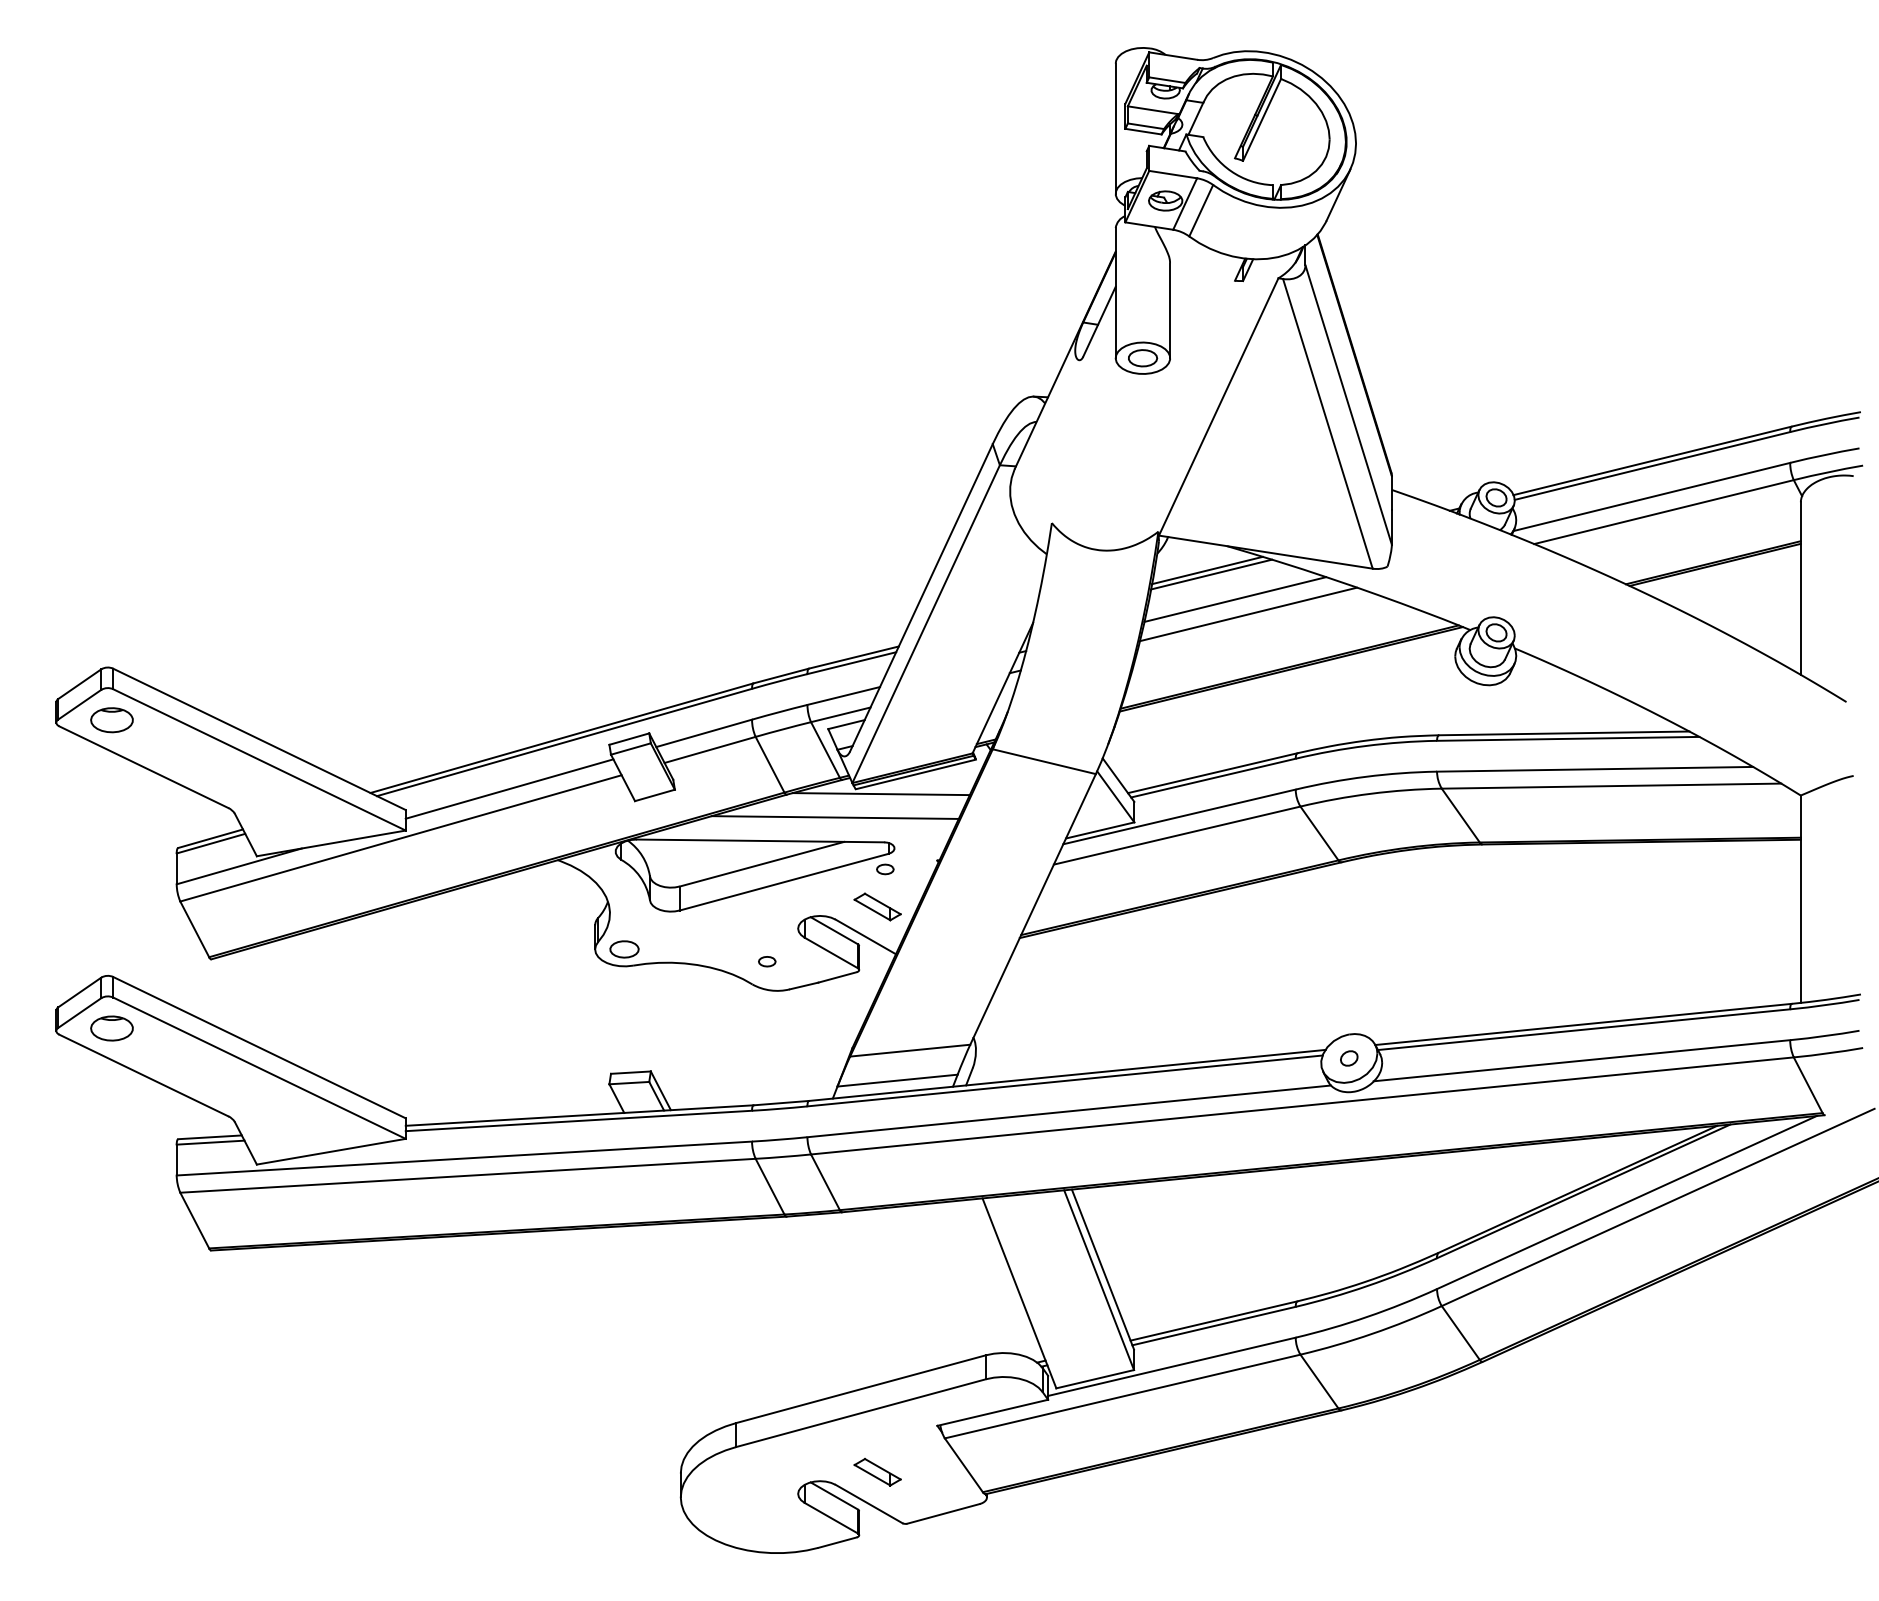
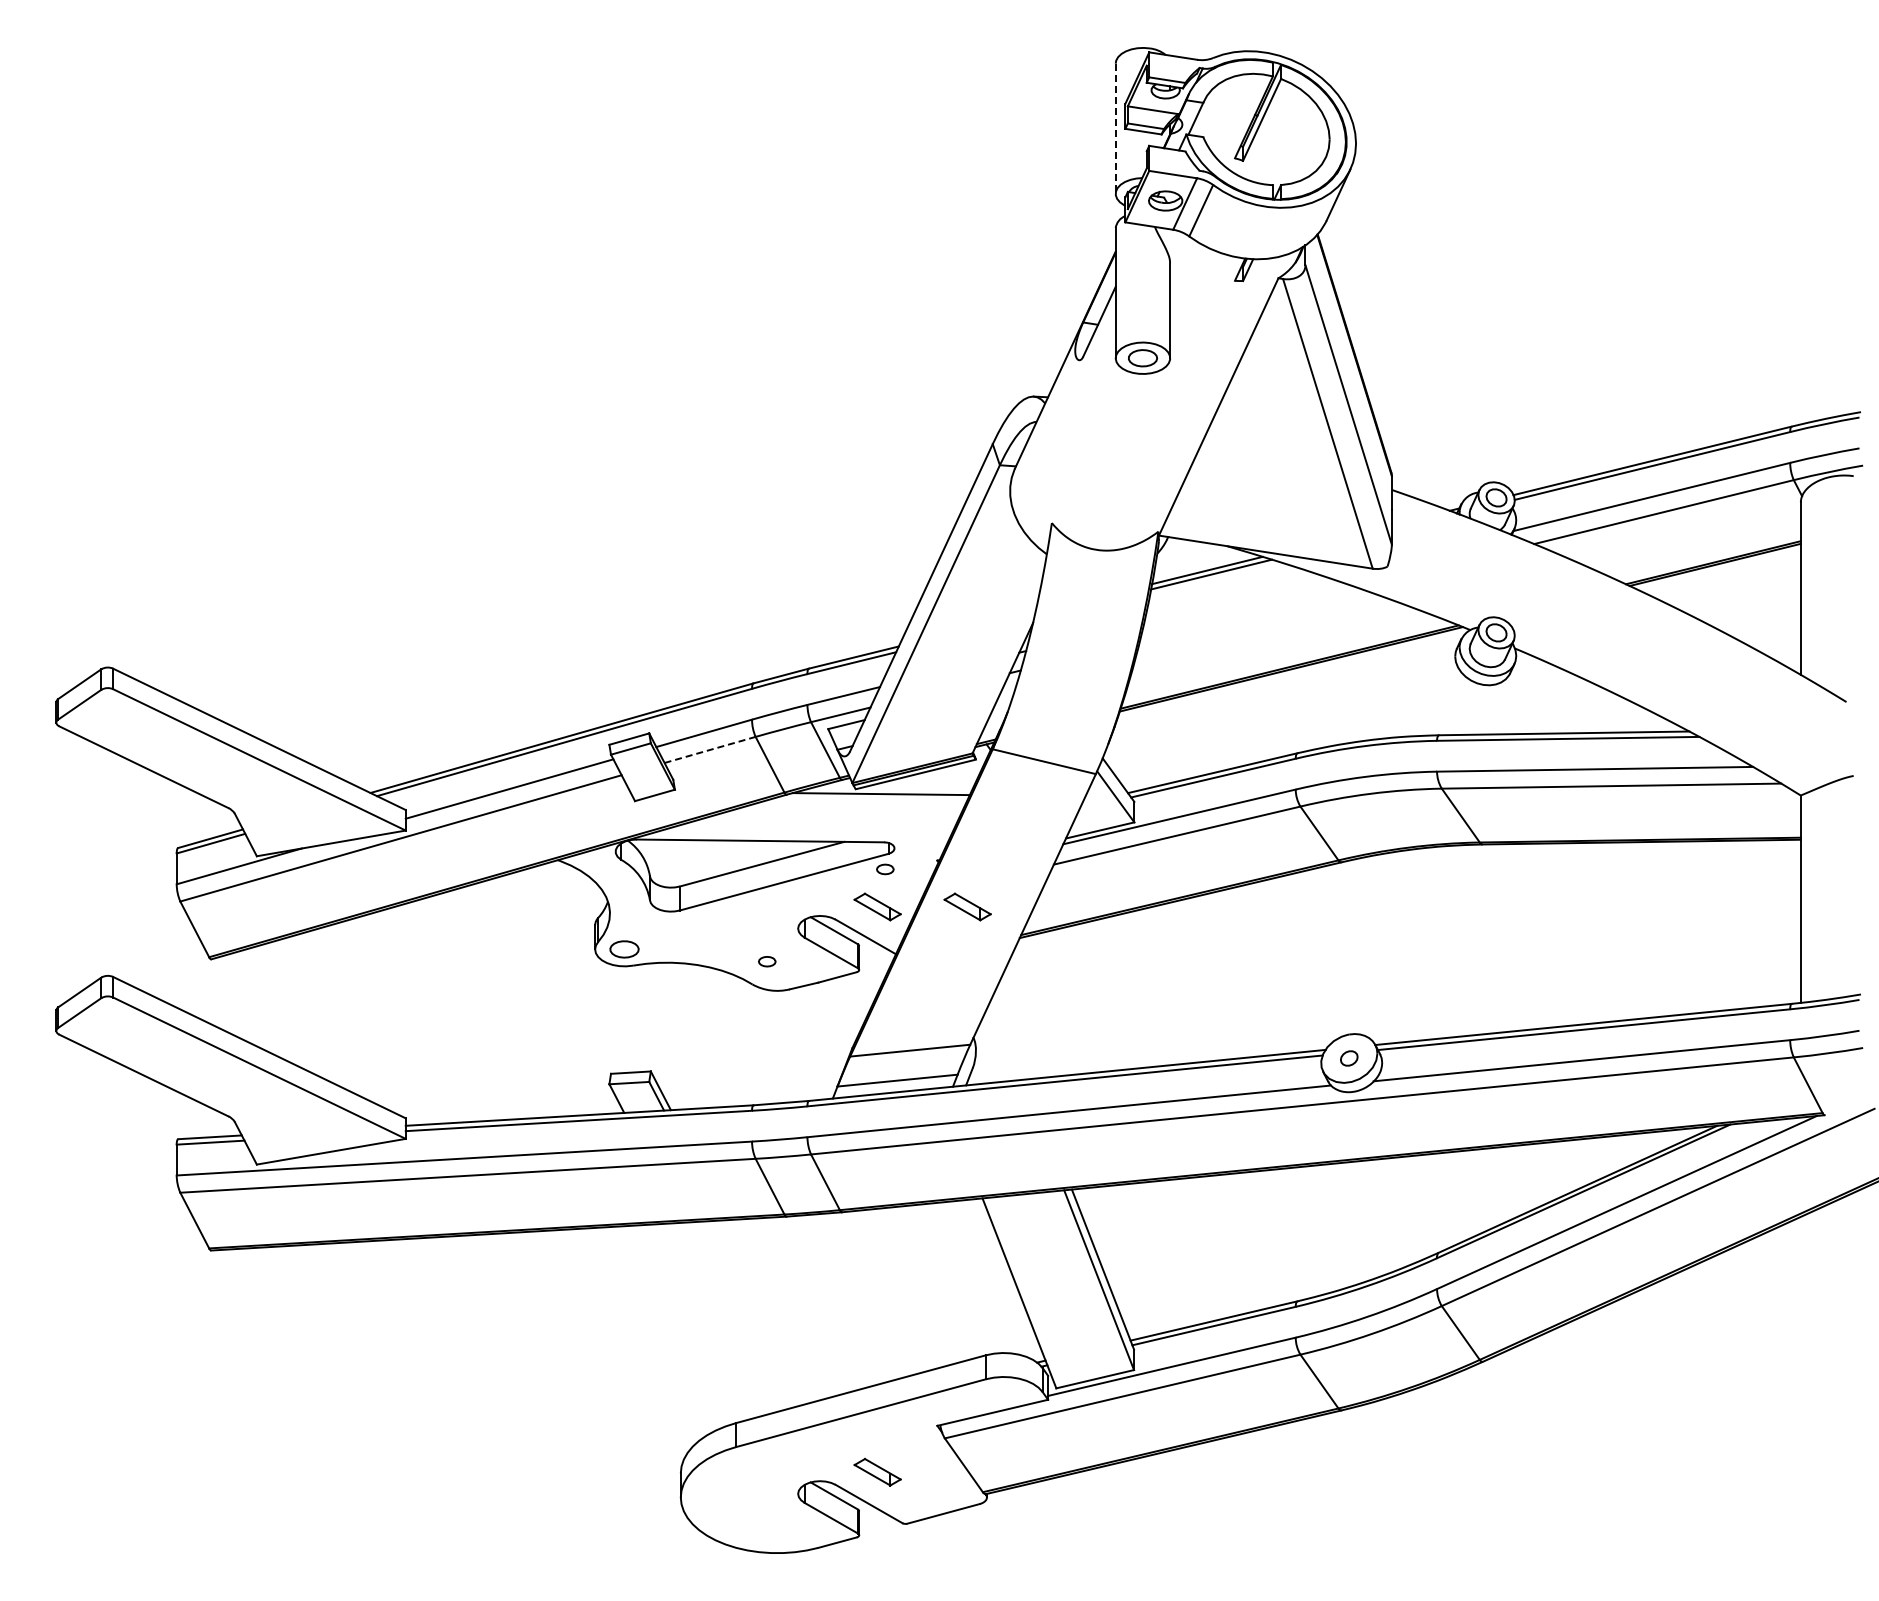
line: solid -> dashed (1115, 129)
line: present -> none (1235, 599)
line: present -> none (1247, 614)
part: present -> none (111, 720)
line: solid -> dashed (710, 749)
line: present -> none (834, 817)
part: none -> present (967, 906)
part: present -> none (111, 1028)
